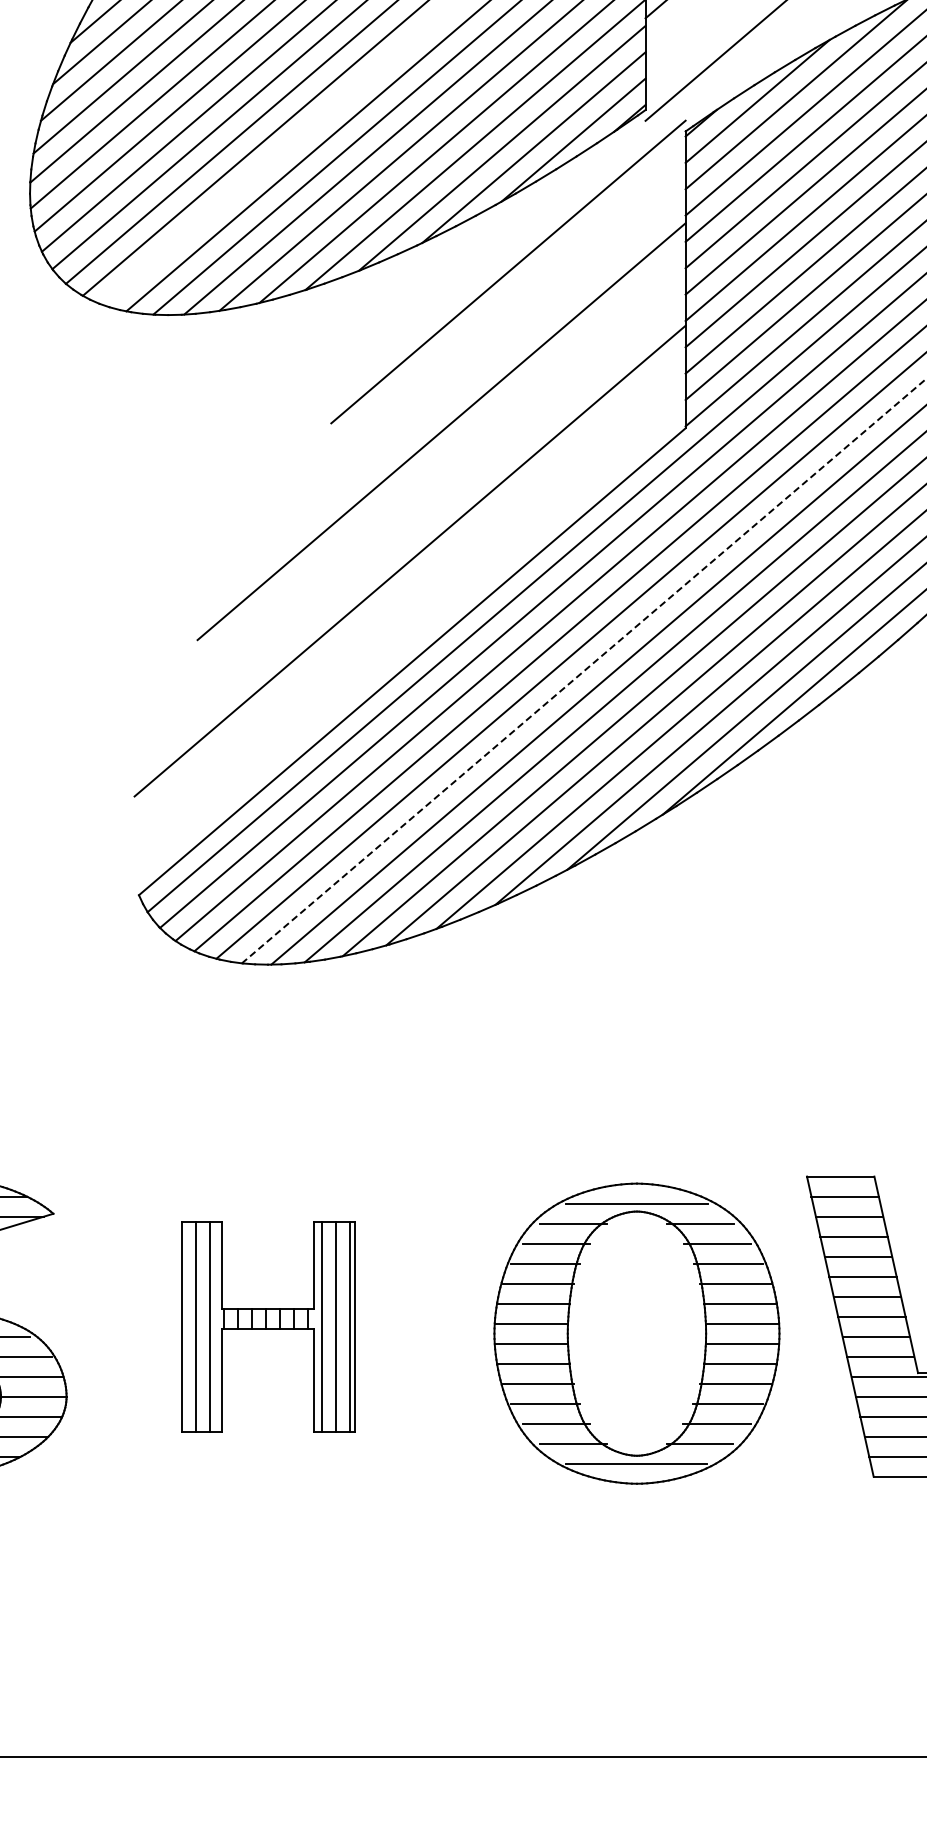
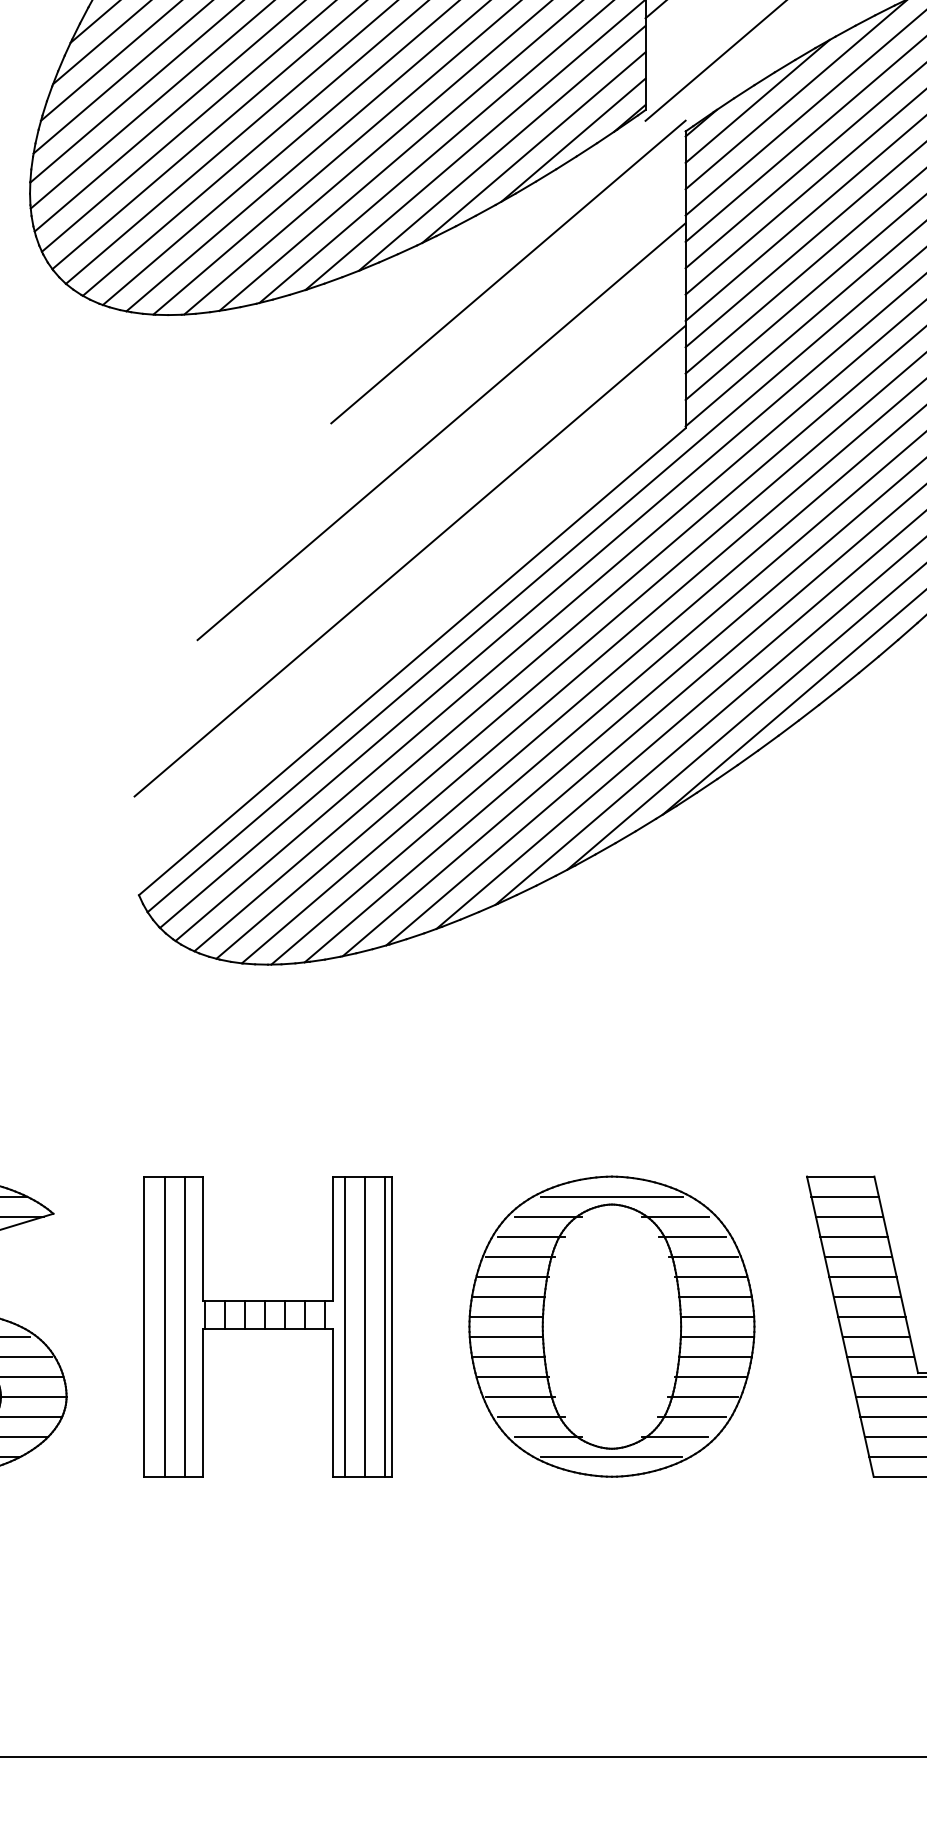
line: none -> present (279, 153)
line: dashed -> solid (584, 671)
part size: 175x212 px -> 250x302 px (267, 1326)
part position: (636, 1333) -> (611, 1326) (611, 1326)
